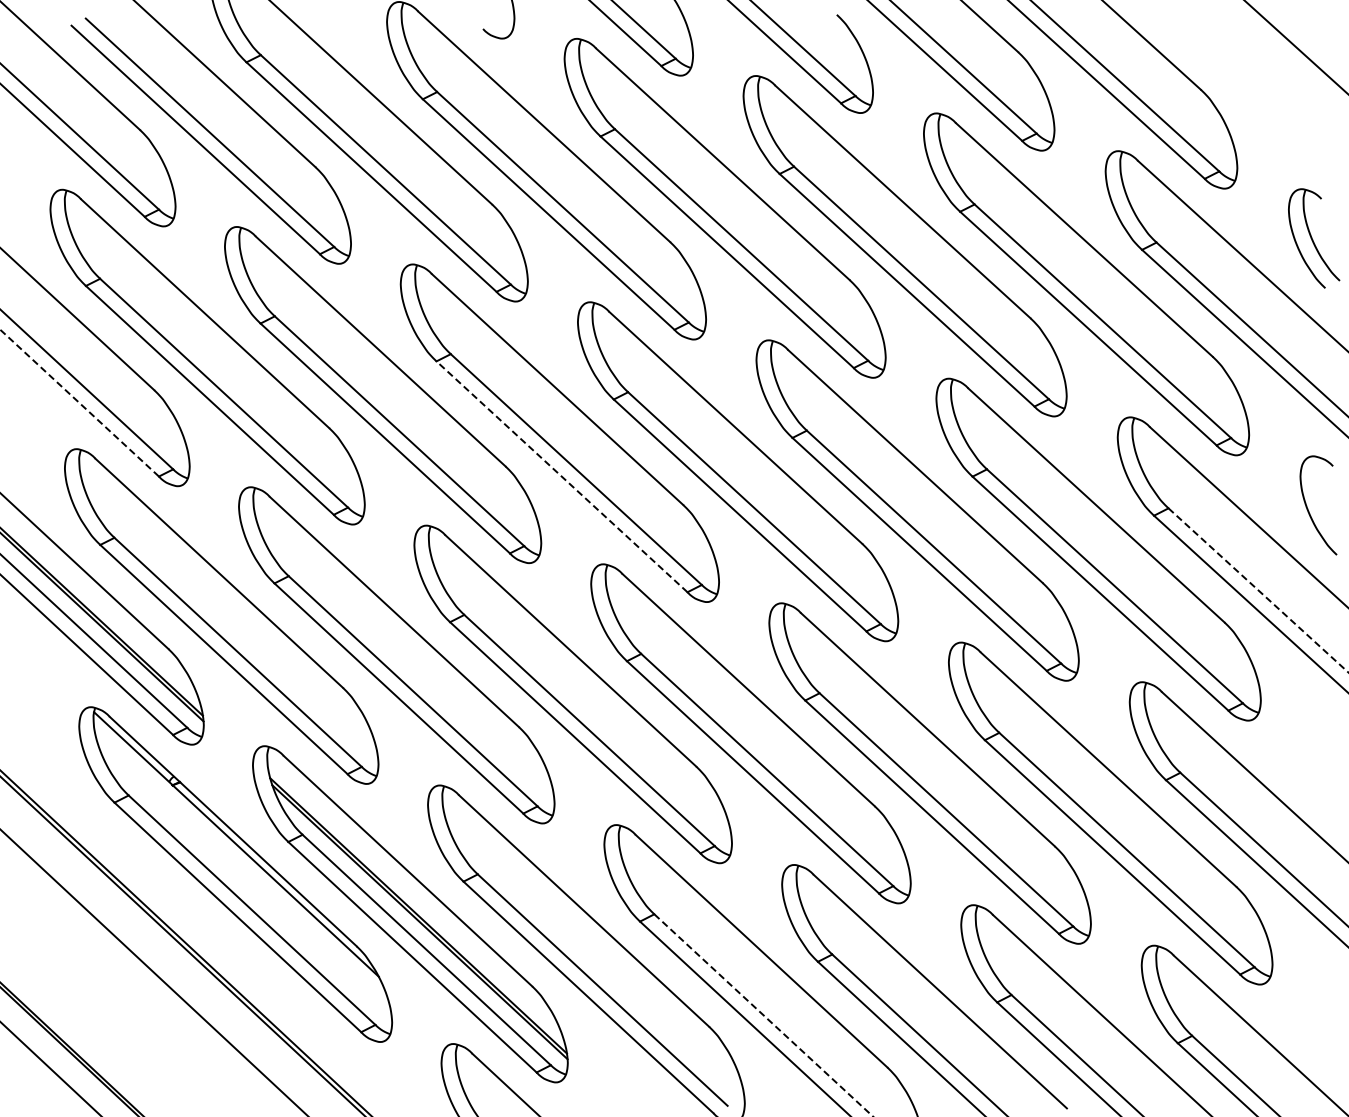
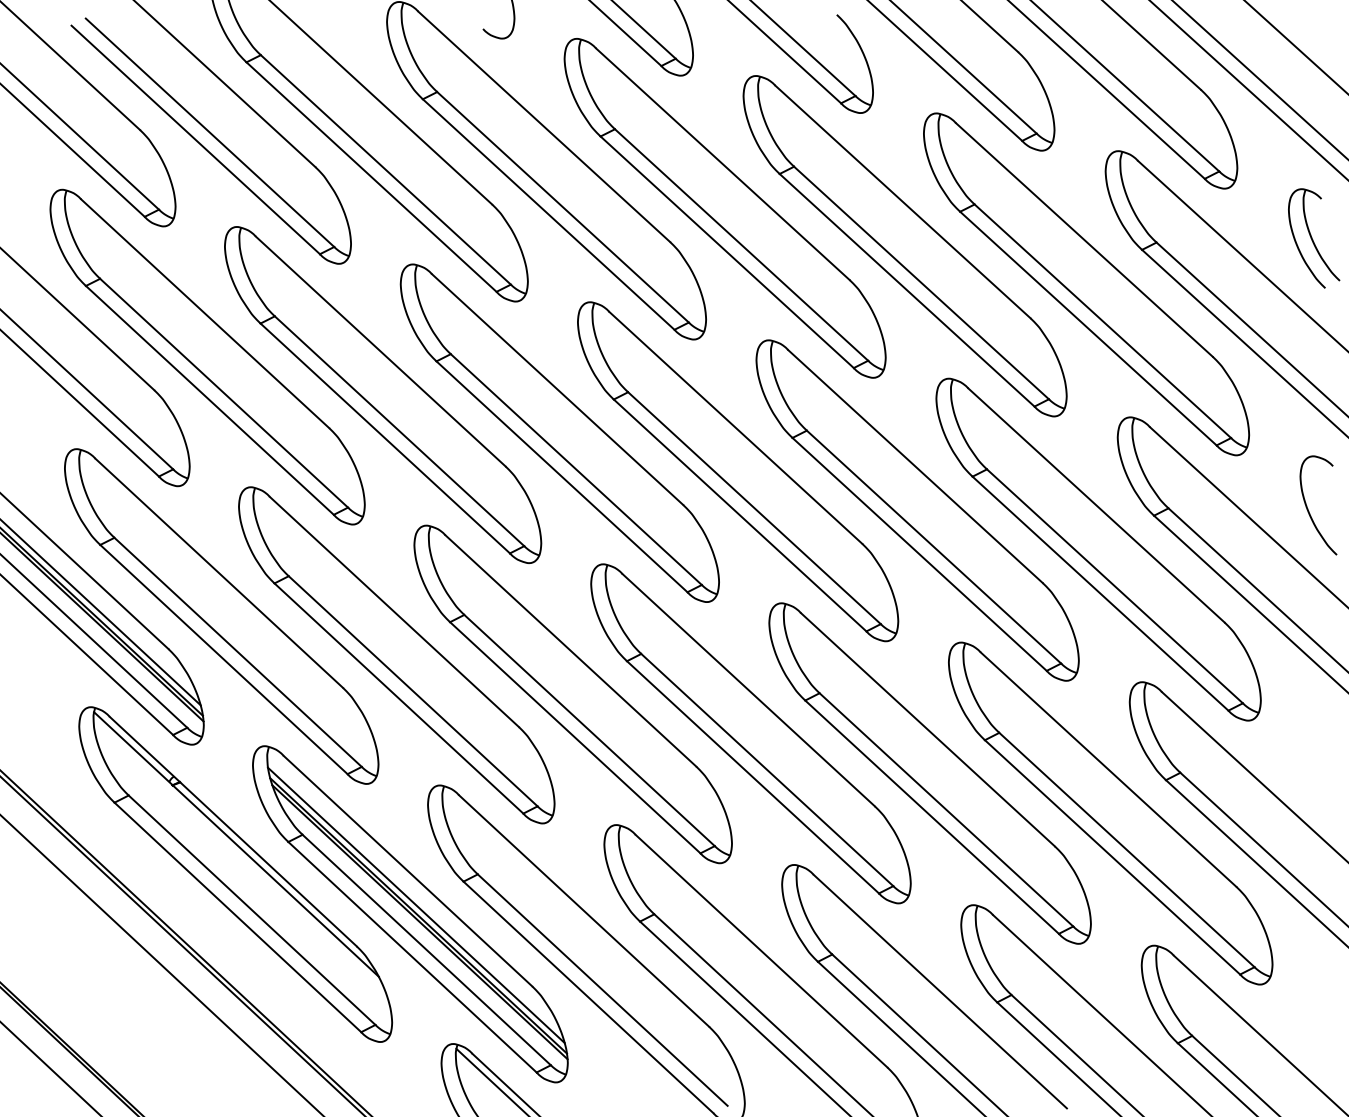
line: none -> present (1259, 79)
line: none -> present (1248, 90)
line: dashed -> solid (79, 403)
line: dashed -> solid (562, 476)
line: dashed -> solid (1258, 590)
line: none -> present (101, 613)
line: none -> present (415, 905)
line position: (153, 972) -> (161, 965) (161, 965)
line: dashed -> solid (764, 1015)
line: none -> present (490, 1080)
